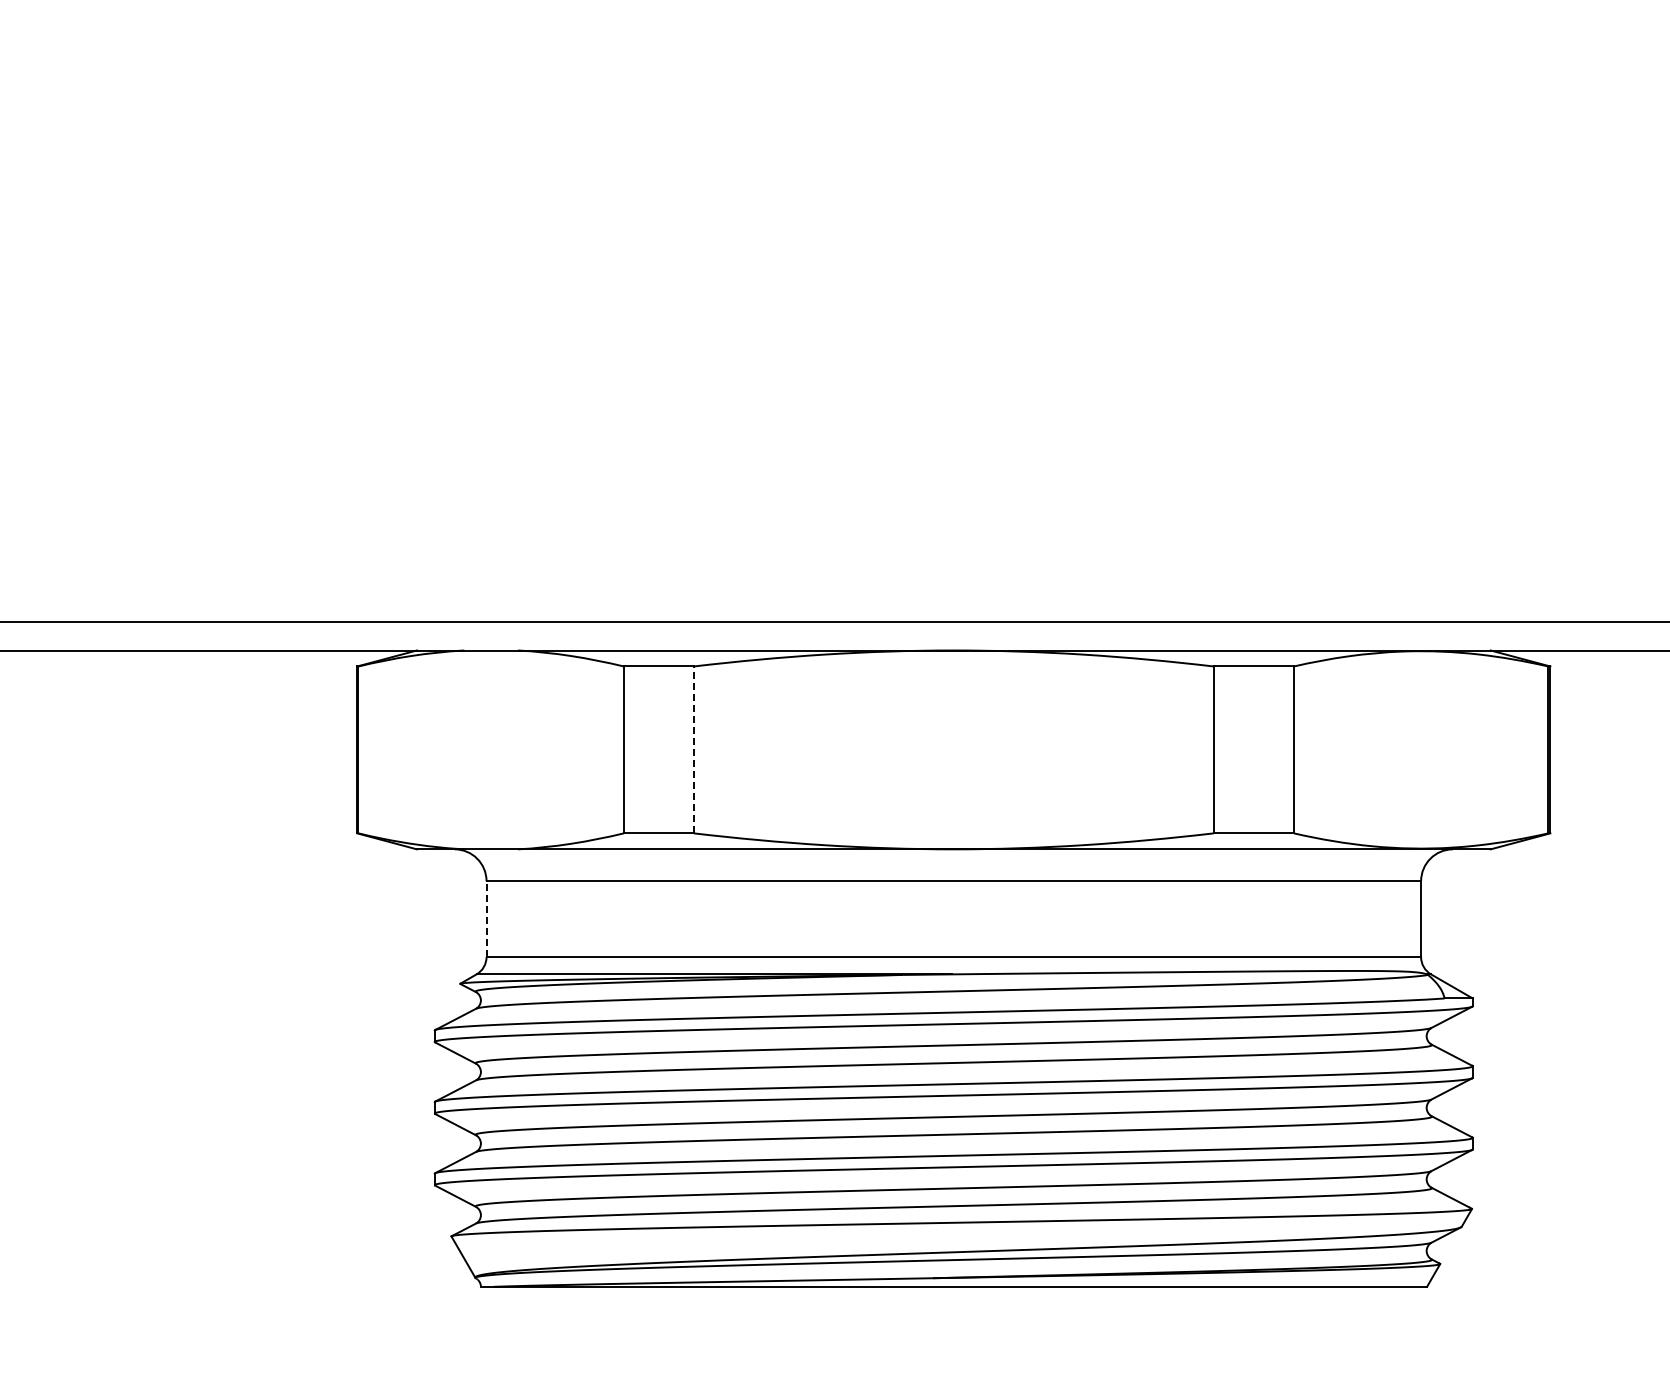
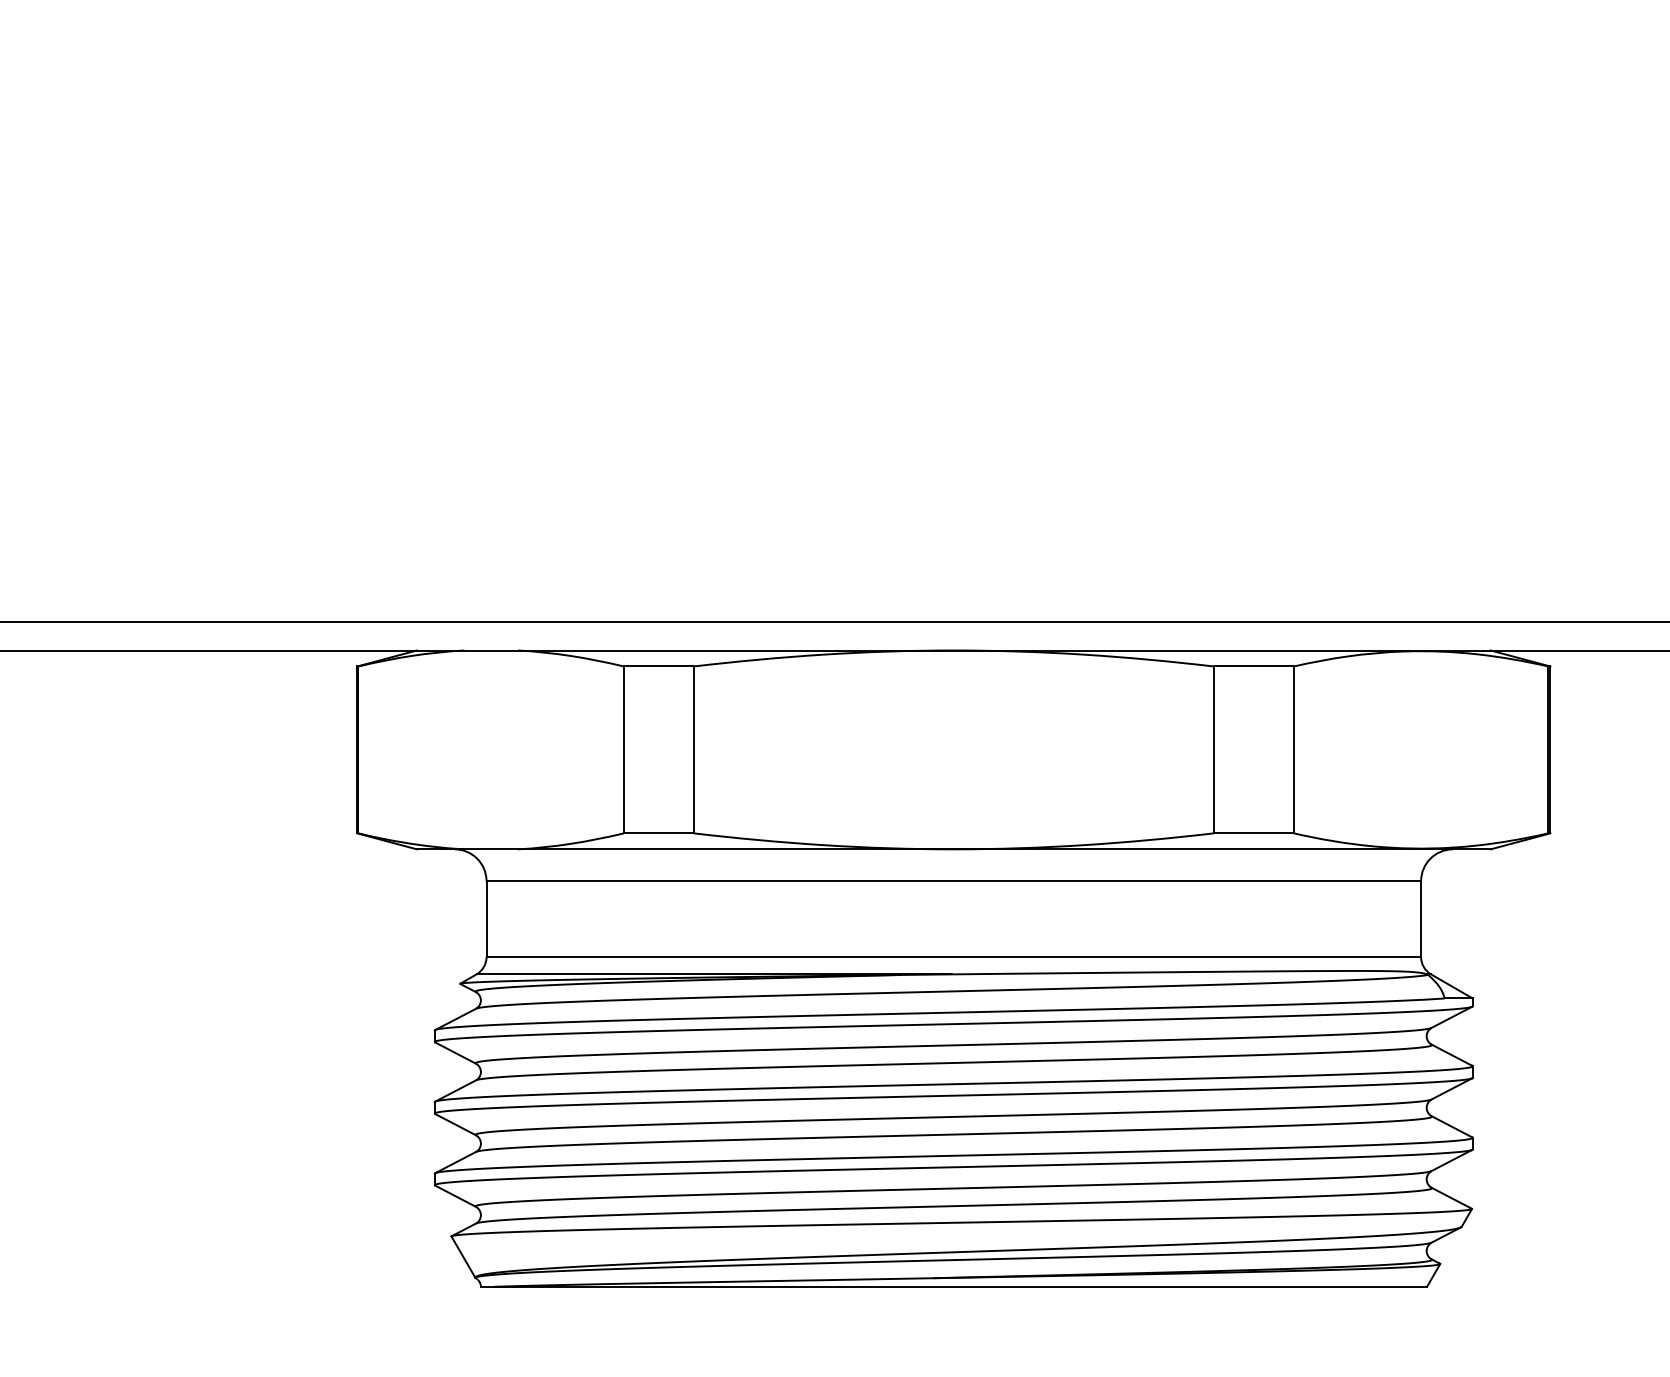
line: dashed -> solid (693, 749)
line: dashed -> solid (486, 918)
